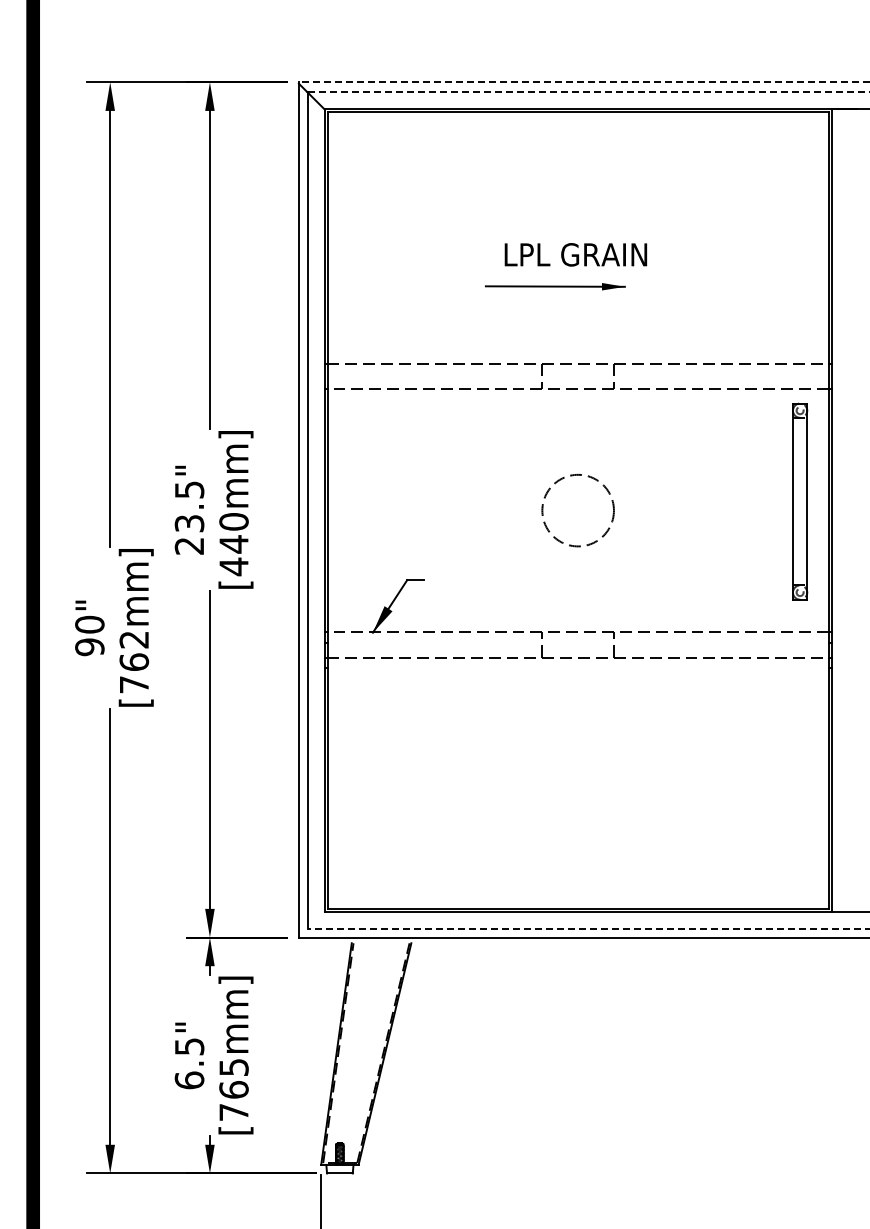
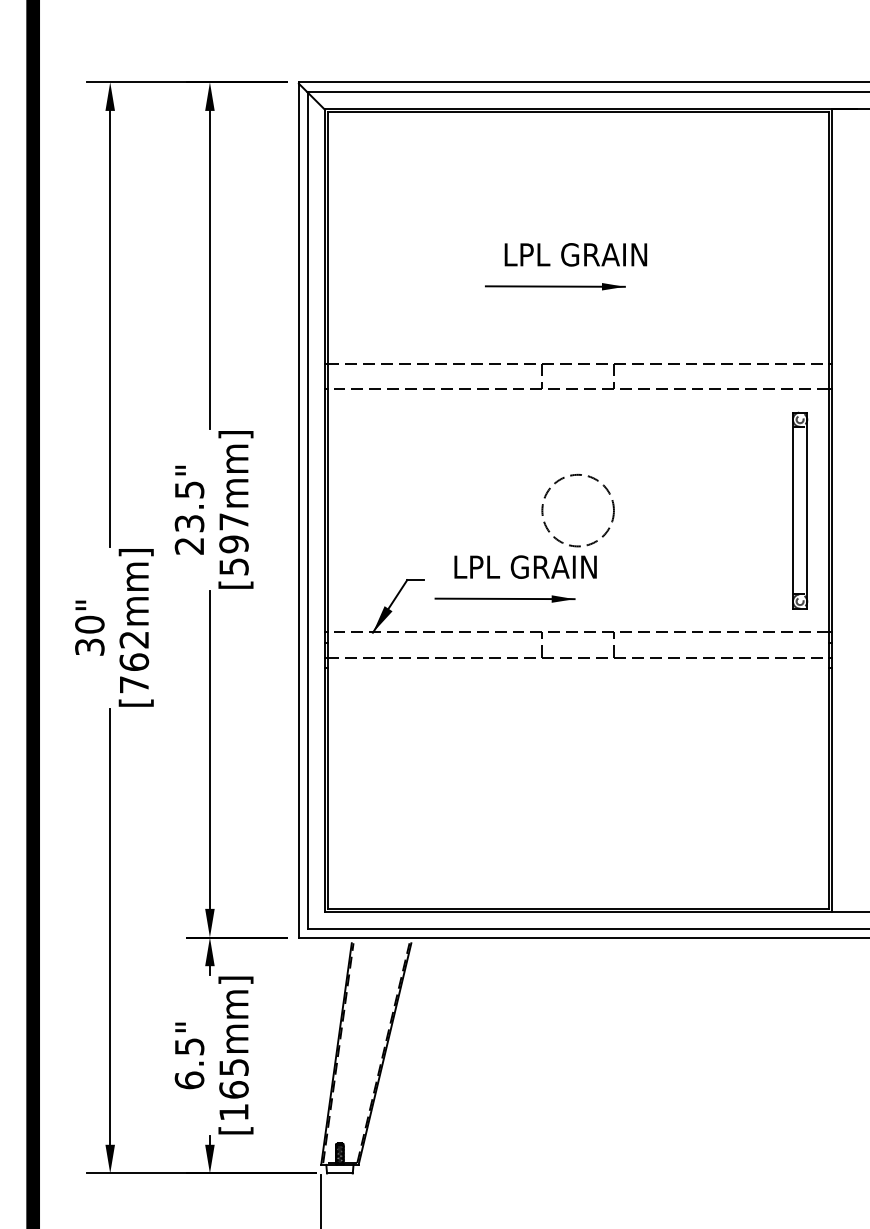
line: dashed -> solid (583, 82)
line: dashed -> solid (588, 92)
part position: (800, 501) -> (800, 510) (800, 510)
text: [440mm] -> [597mm] (233, 544)
part: none -> present (515, 578)
text: 90" -> 30" (89, 647)
line: dashed -> solid (588, 928)
text: [765mm] -> [165mm] (233, 1112)
